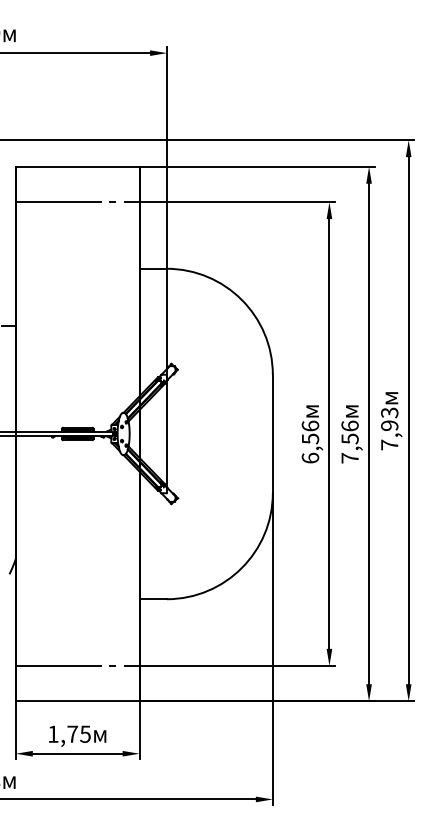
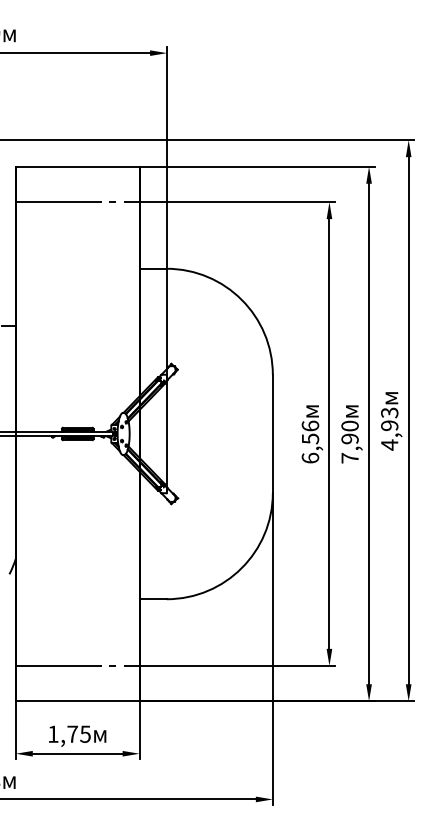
text: 7,56 -> 7,90 (349, 432)
text: 7,93 -> 4,93 (389, 444)
